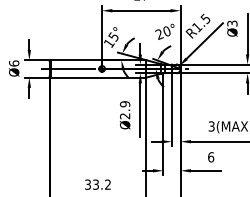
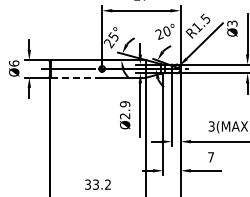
text: 15° -> 25° (109, 43)
line: solid -> dashed (77, 77)
text: 6 -> 7 (211, 157)
